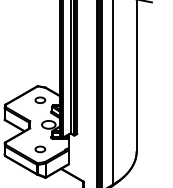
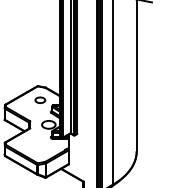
part: present -> none (40, 149)
